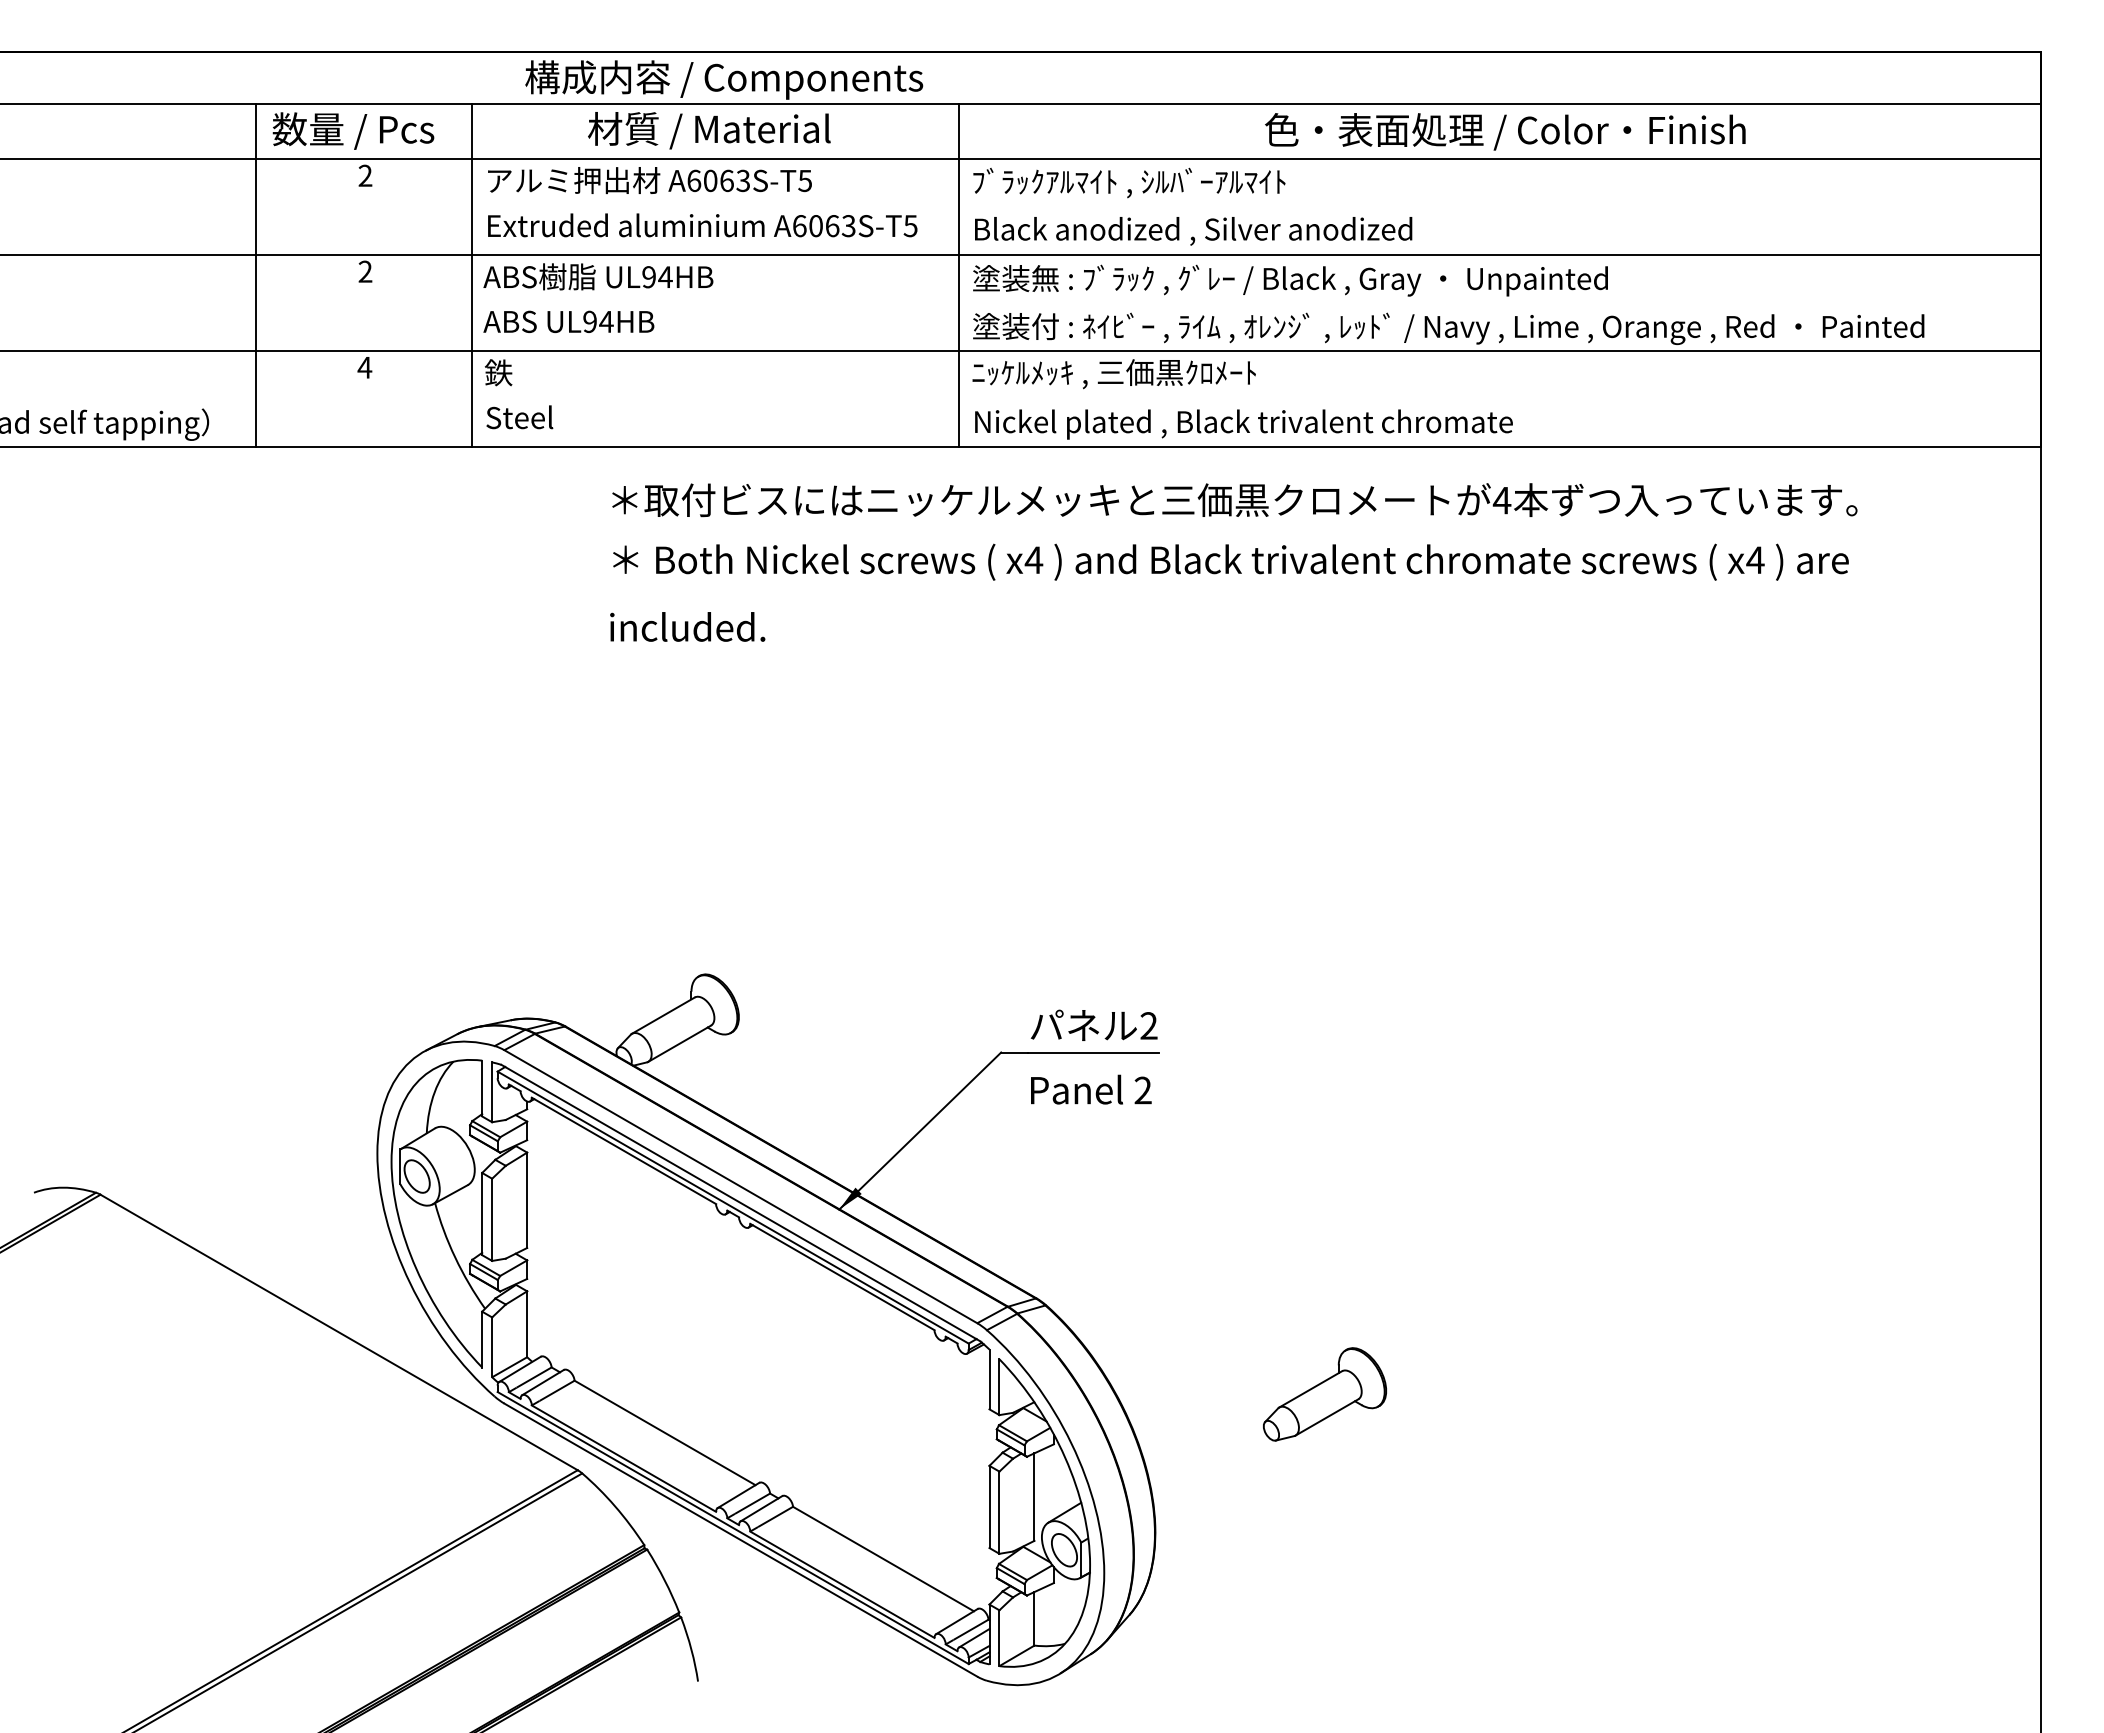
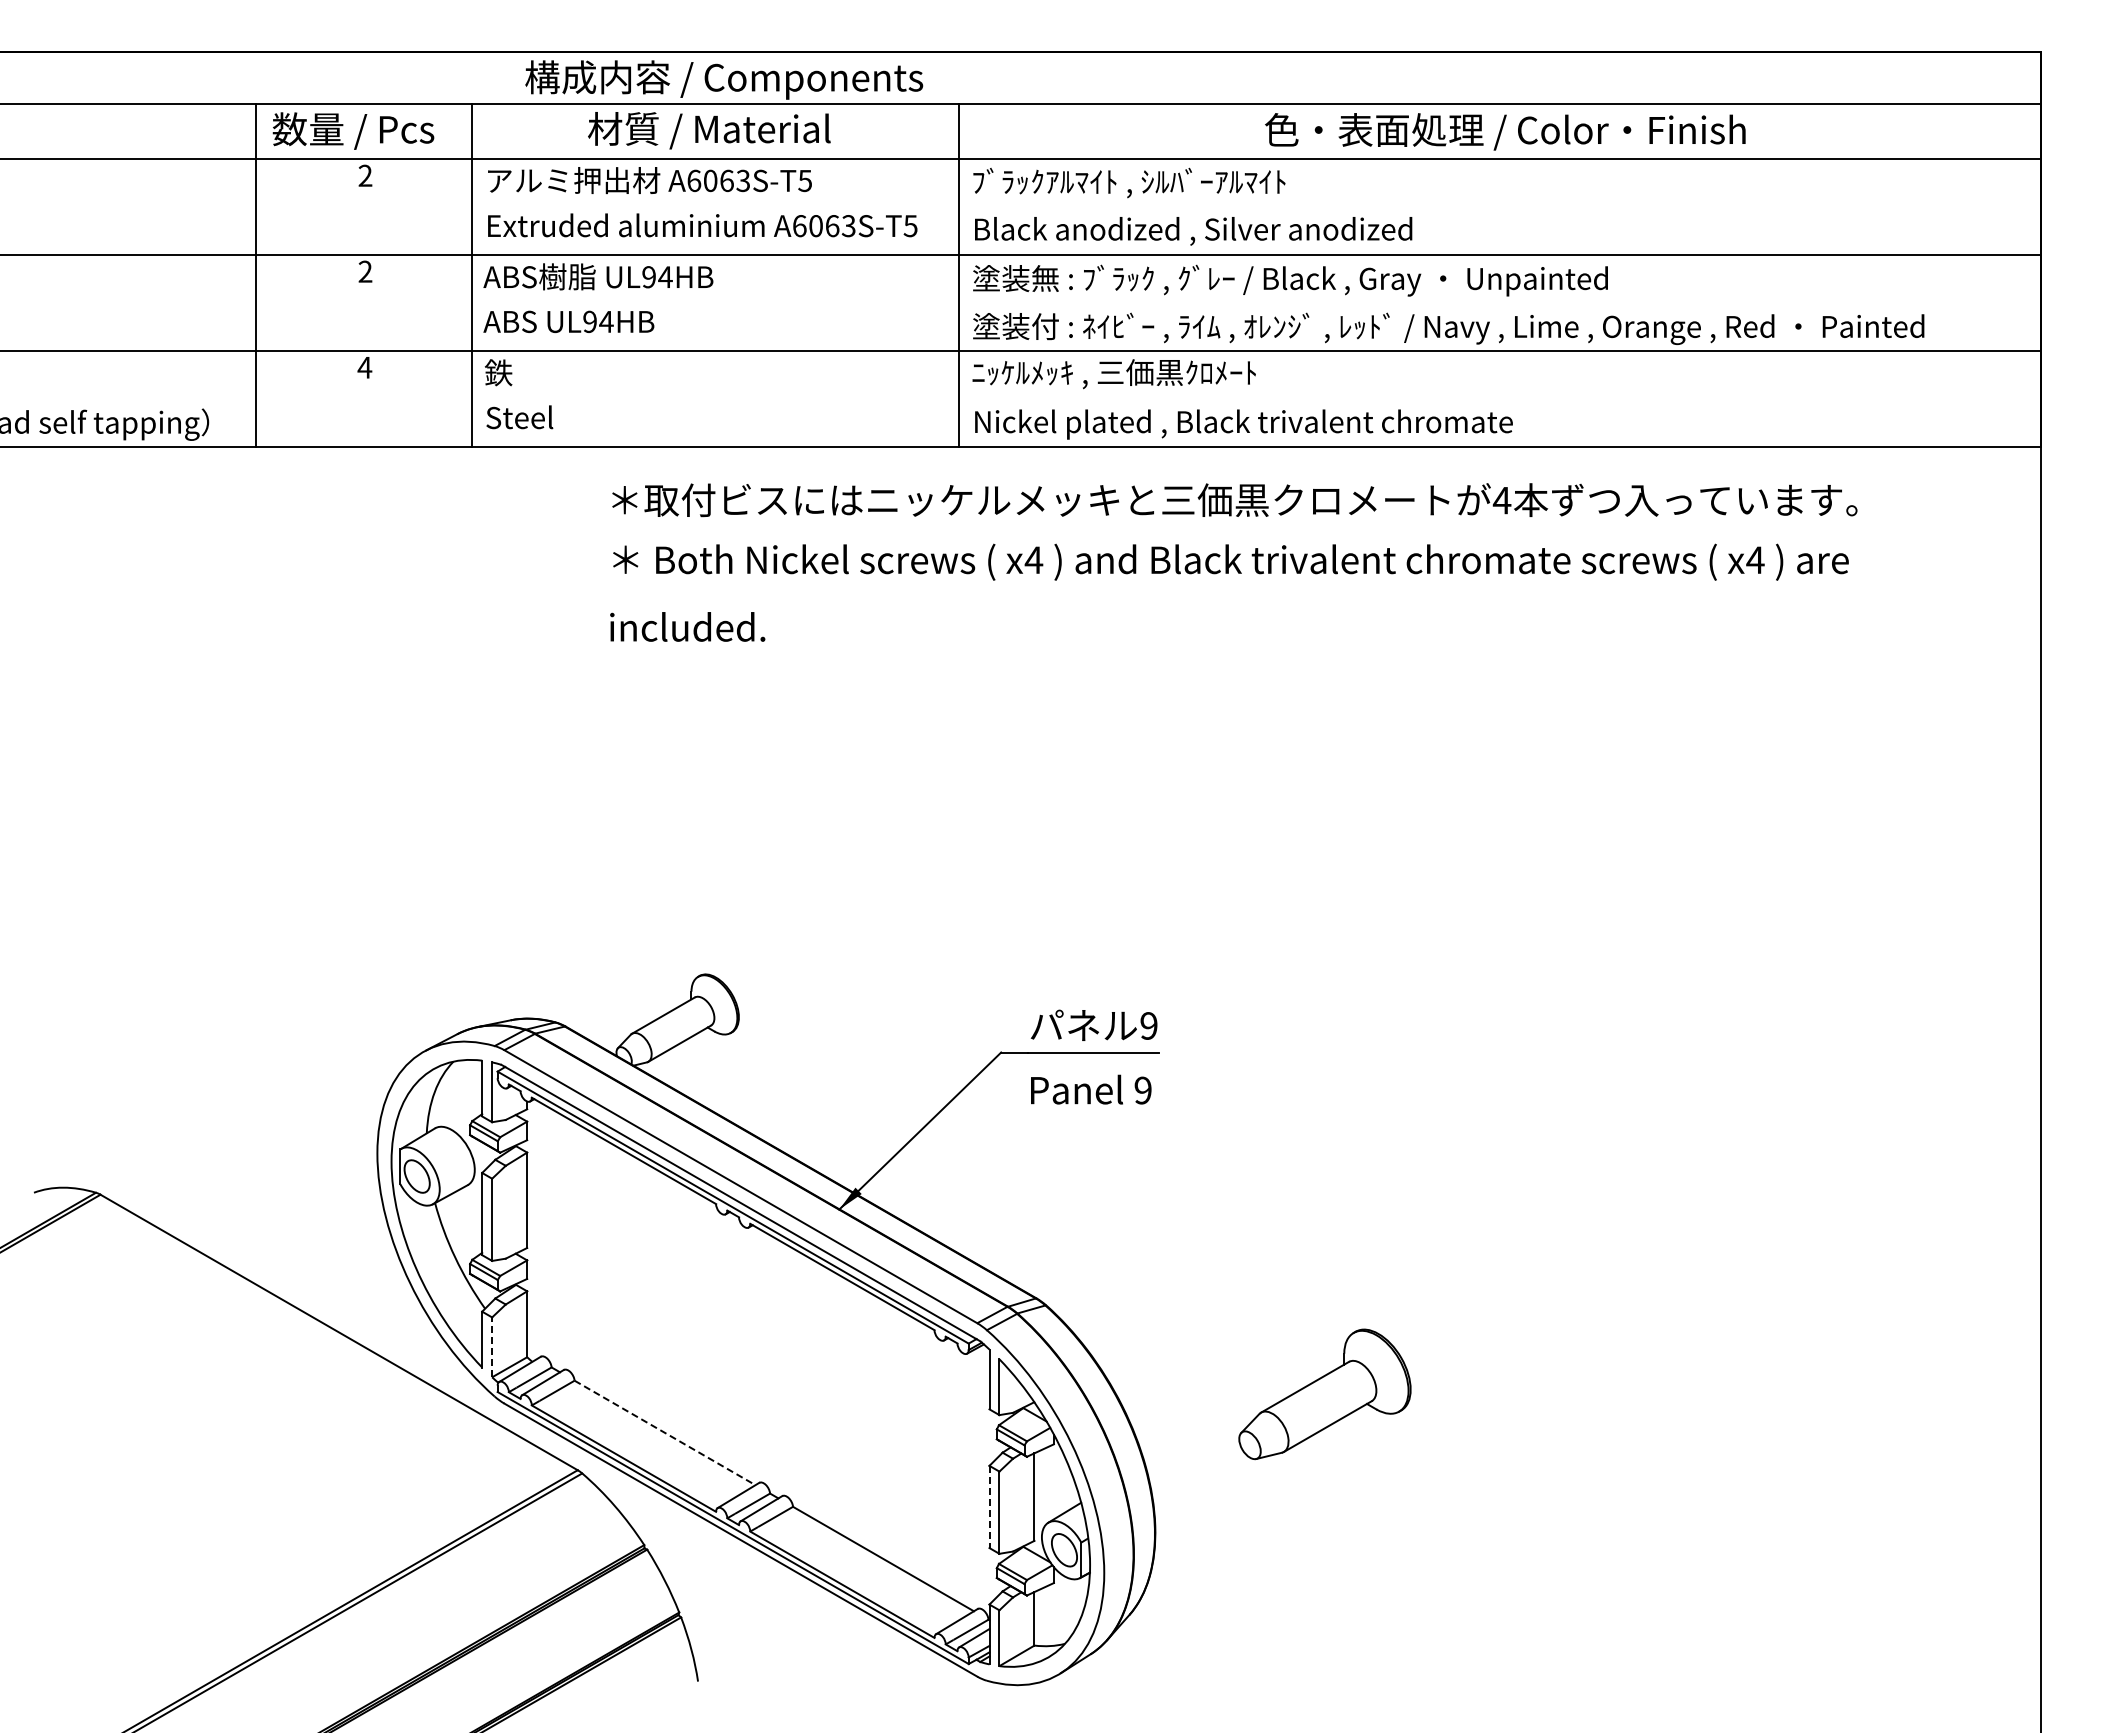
text: 2 -> 9 (1148, 1025)
text: 2 -> 9 (1142, 1090)
line: solid -> dashed (492, 1347)
part size: 124x95 px -> 174x133 px (1324, 1394)
line: solid -> dashed (665, 1433)
line: solid -> dashed (989, 1507)
